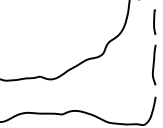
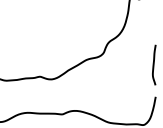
line: present -> none (154, 21)
